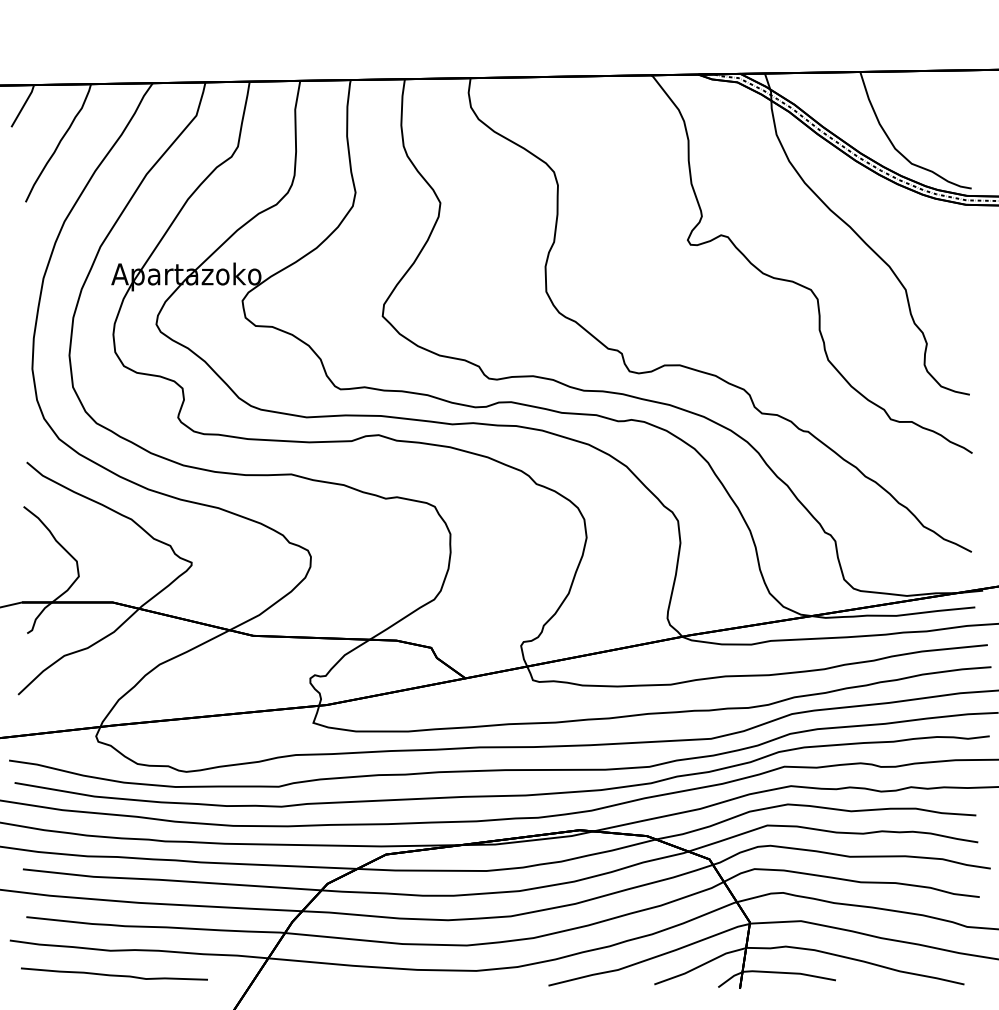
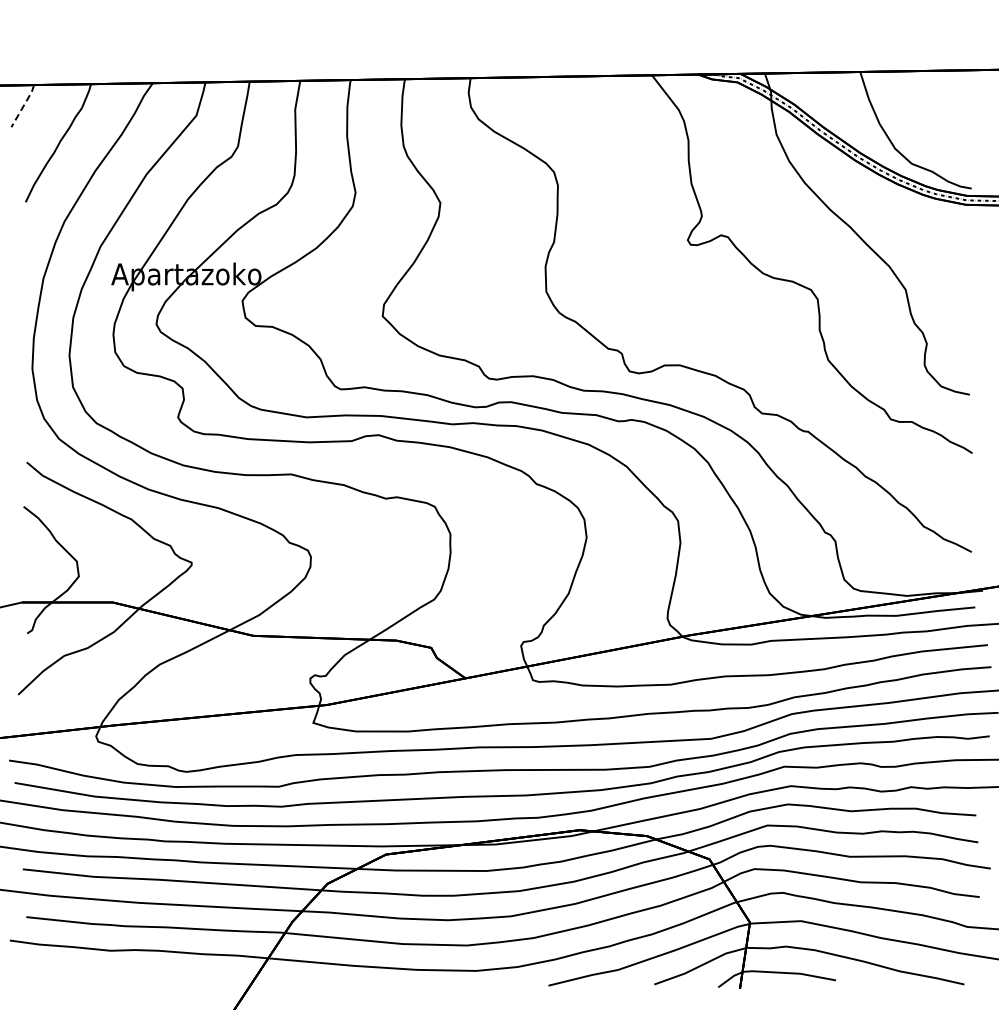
line: solid -> dashed (23, 105)
curve: present -> none (114, 974)
